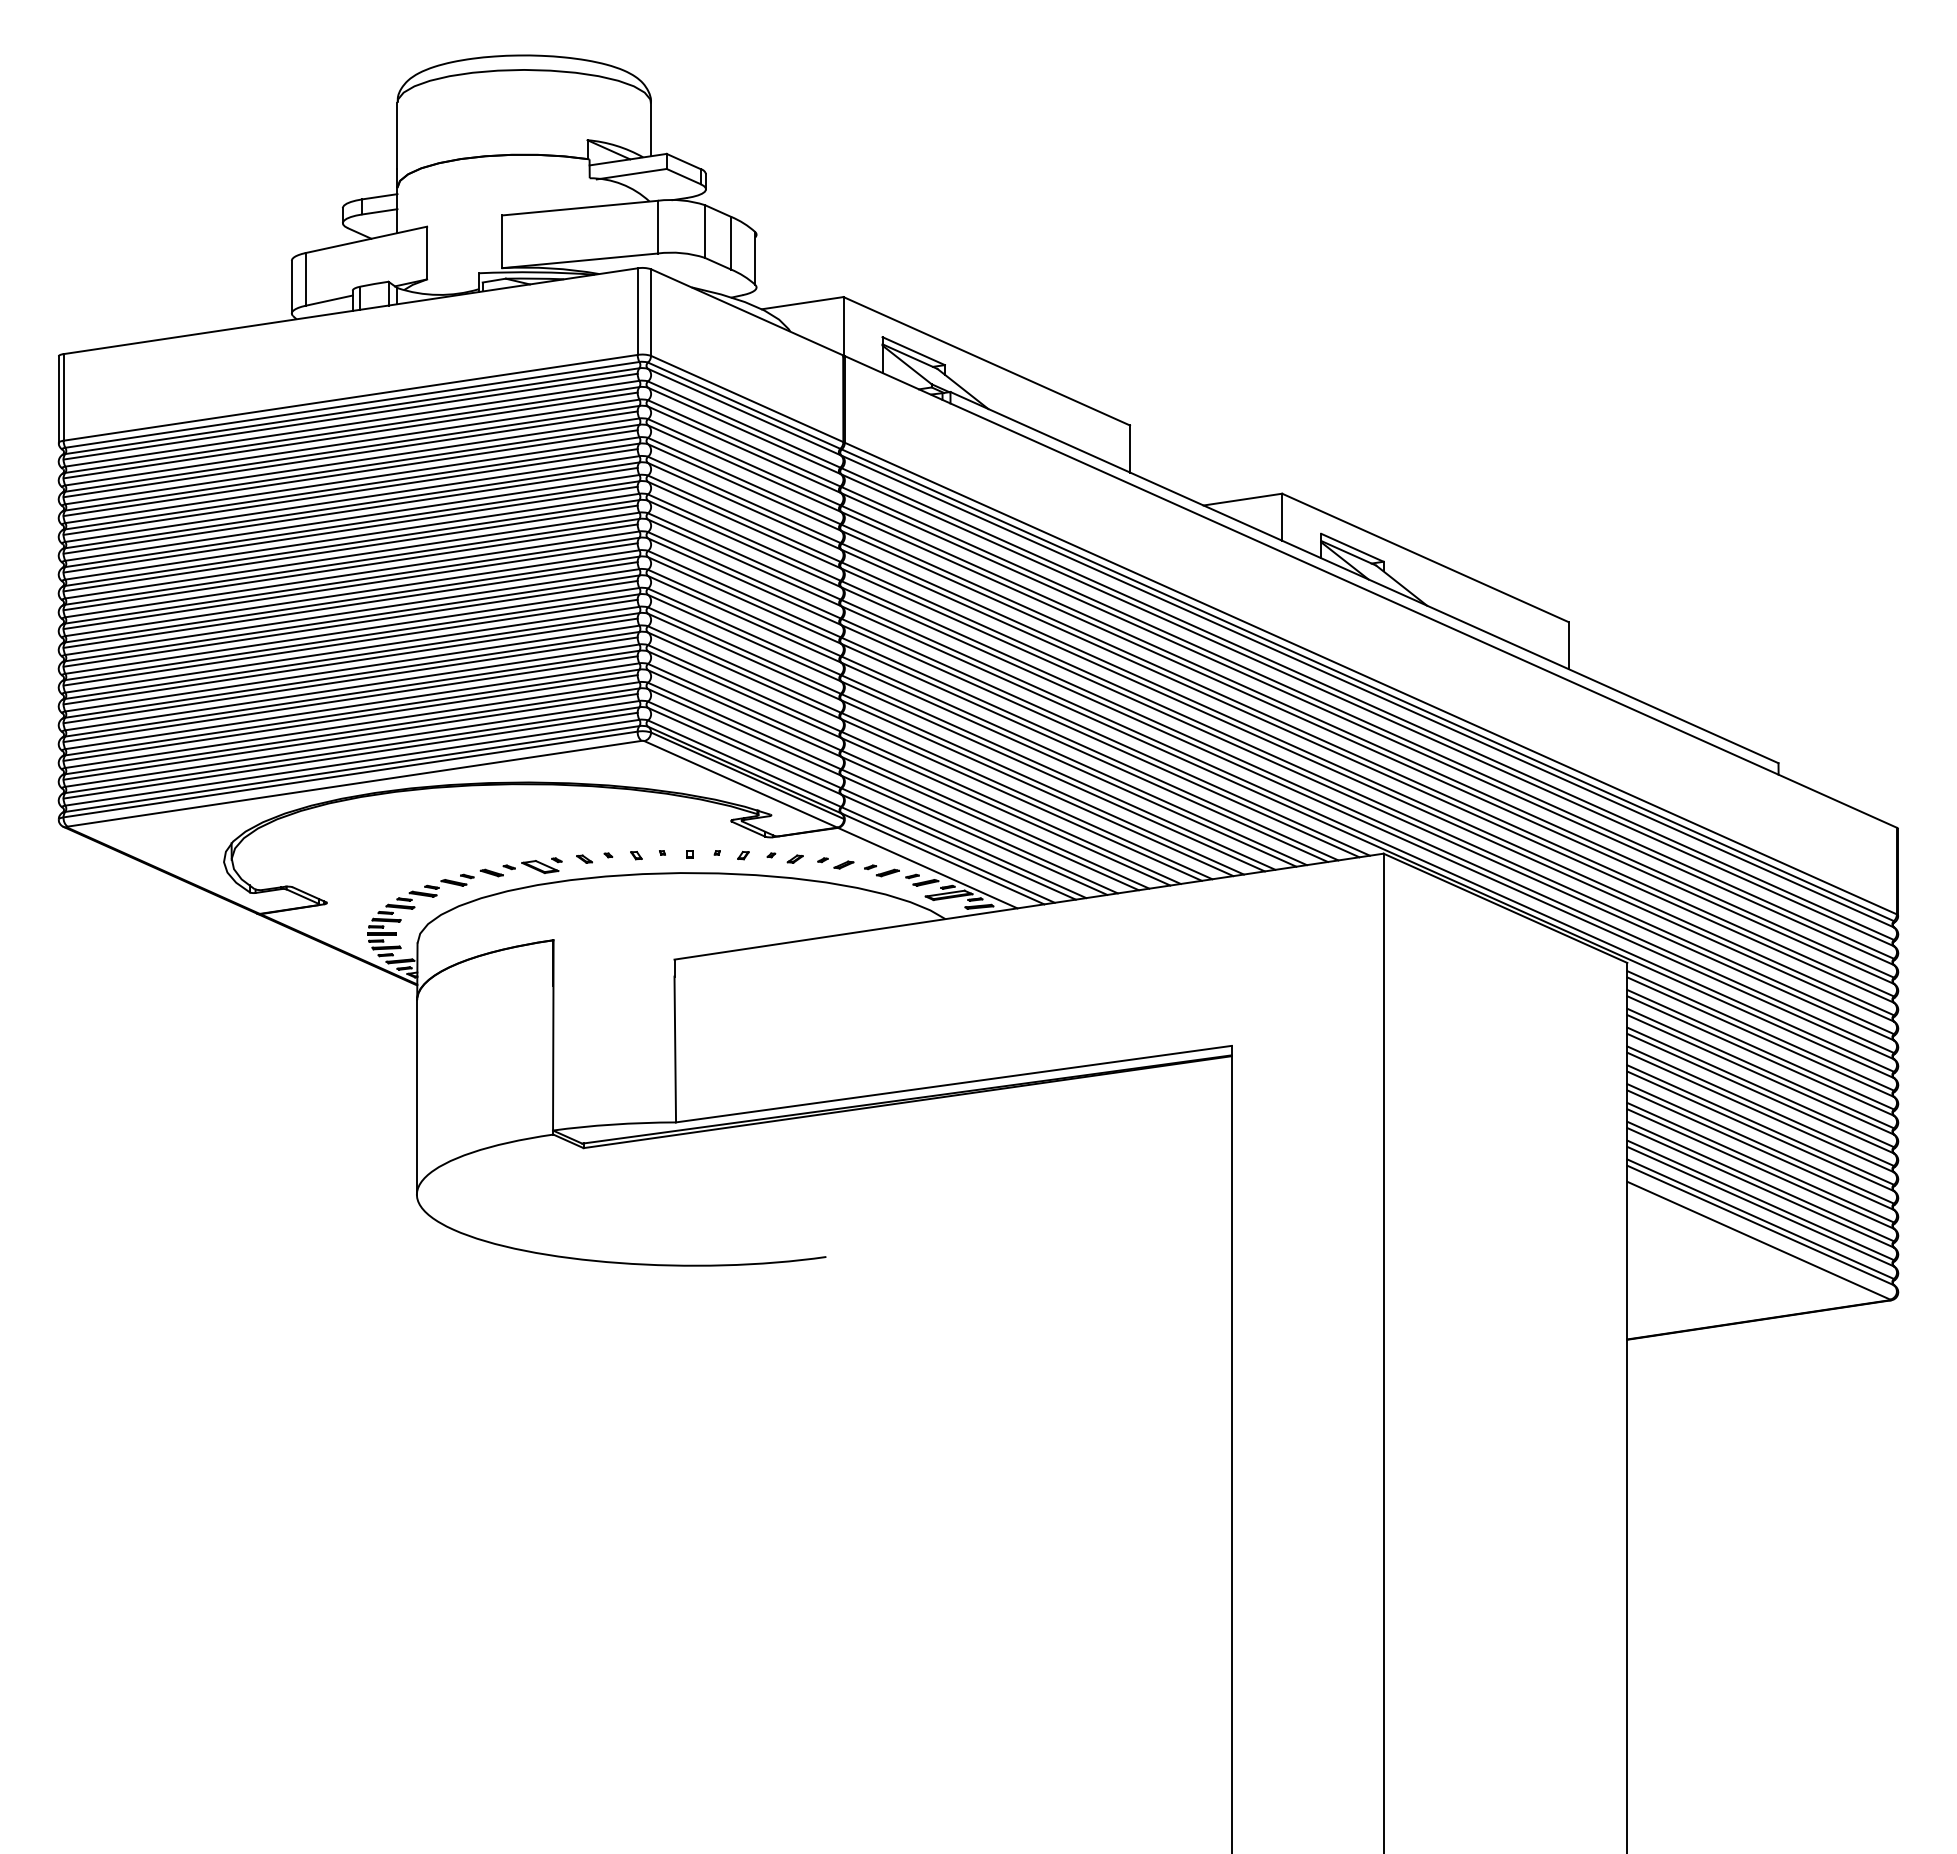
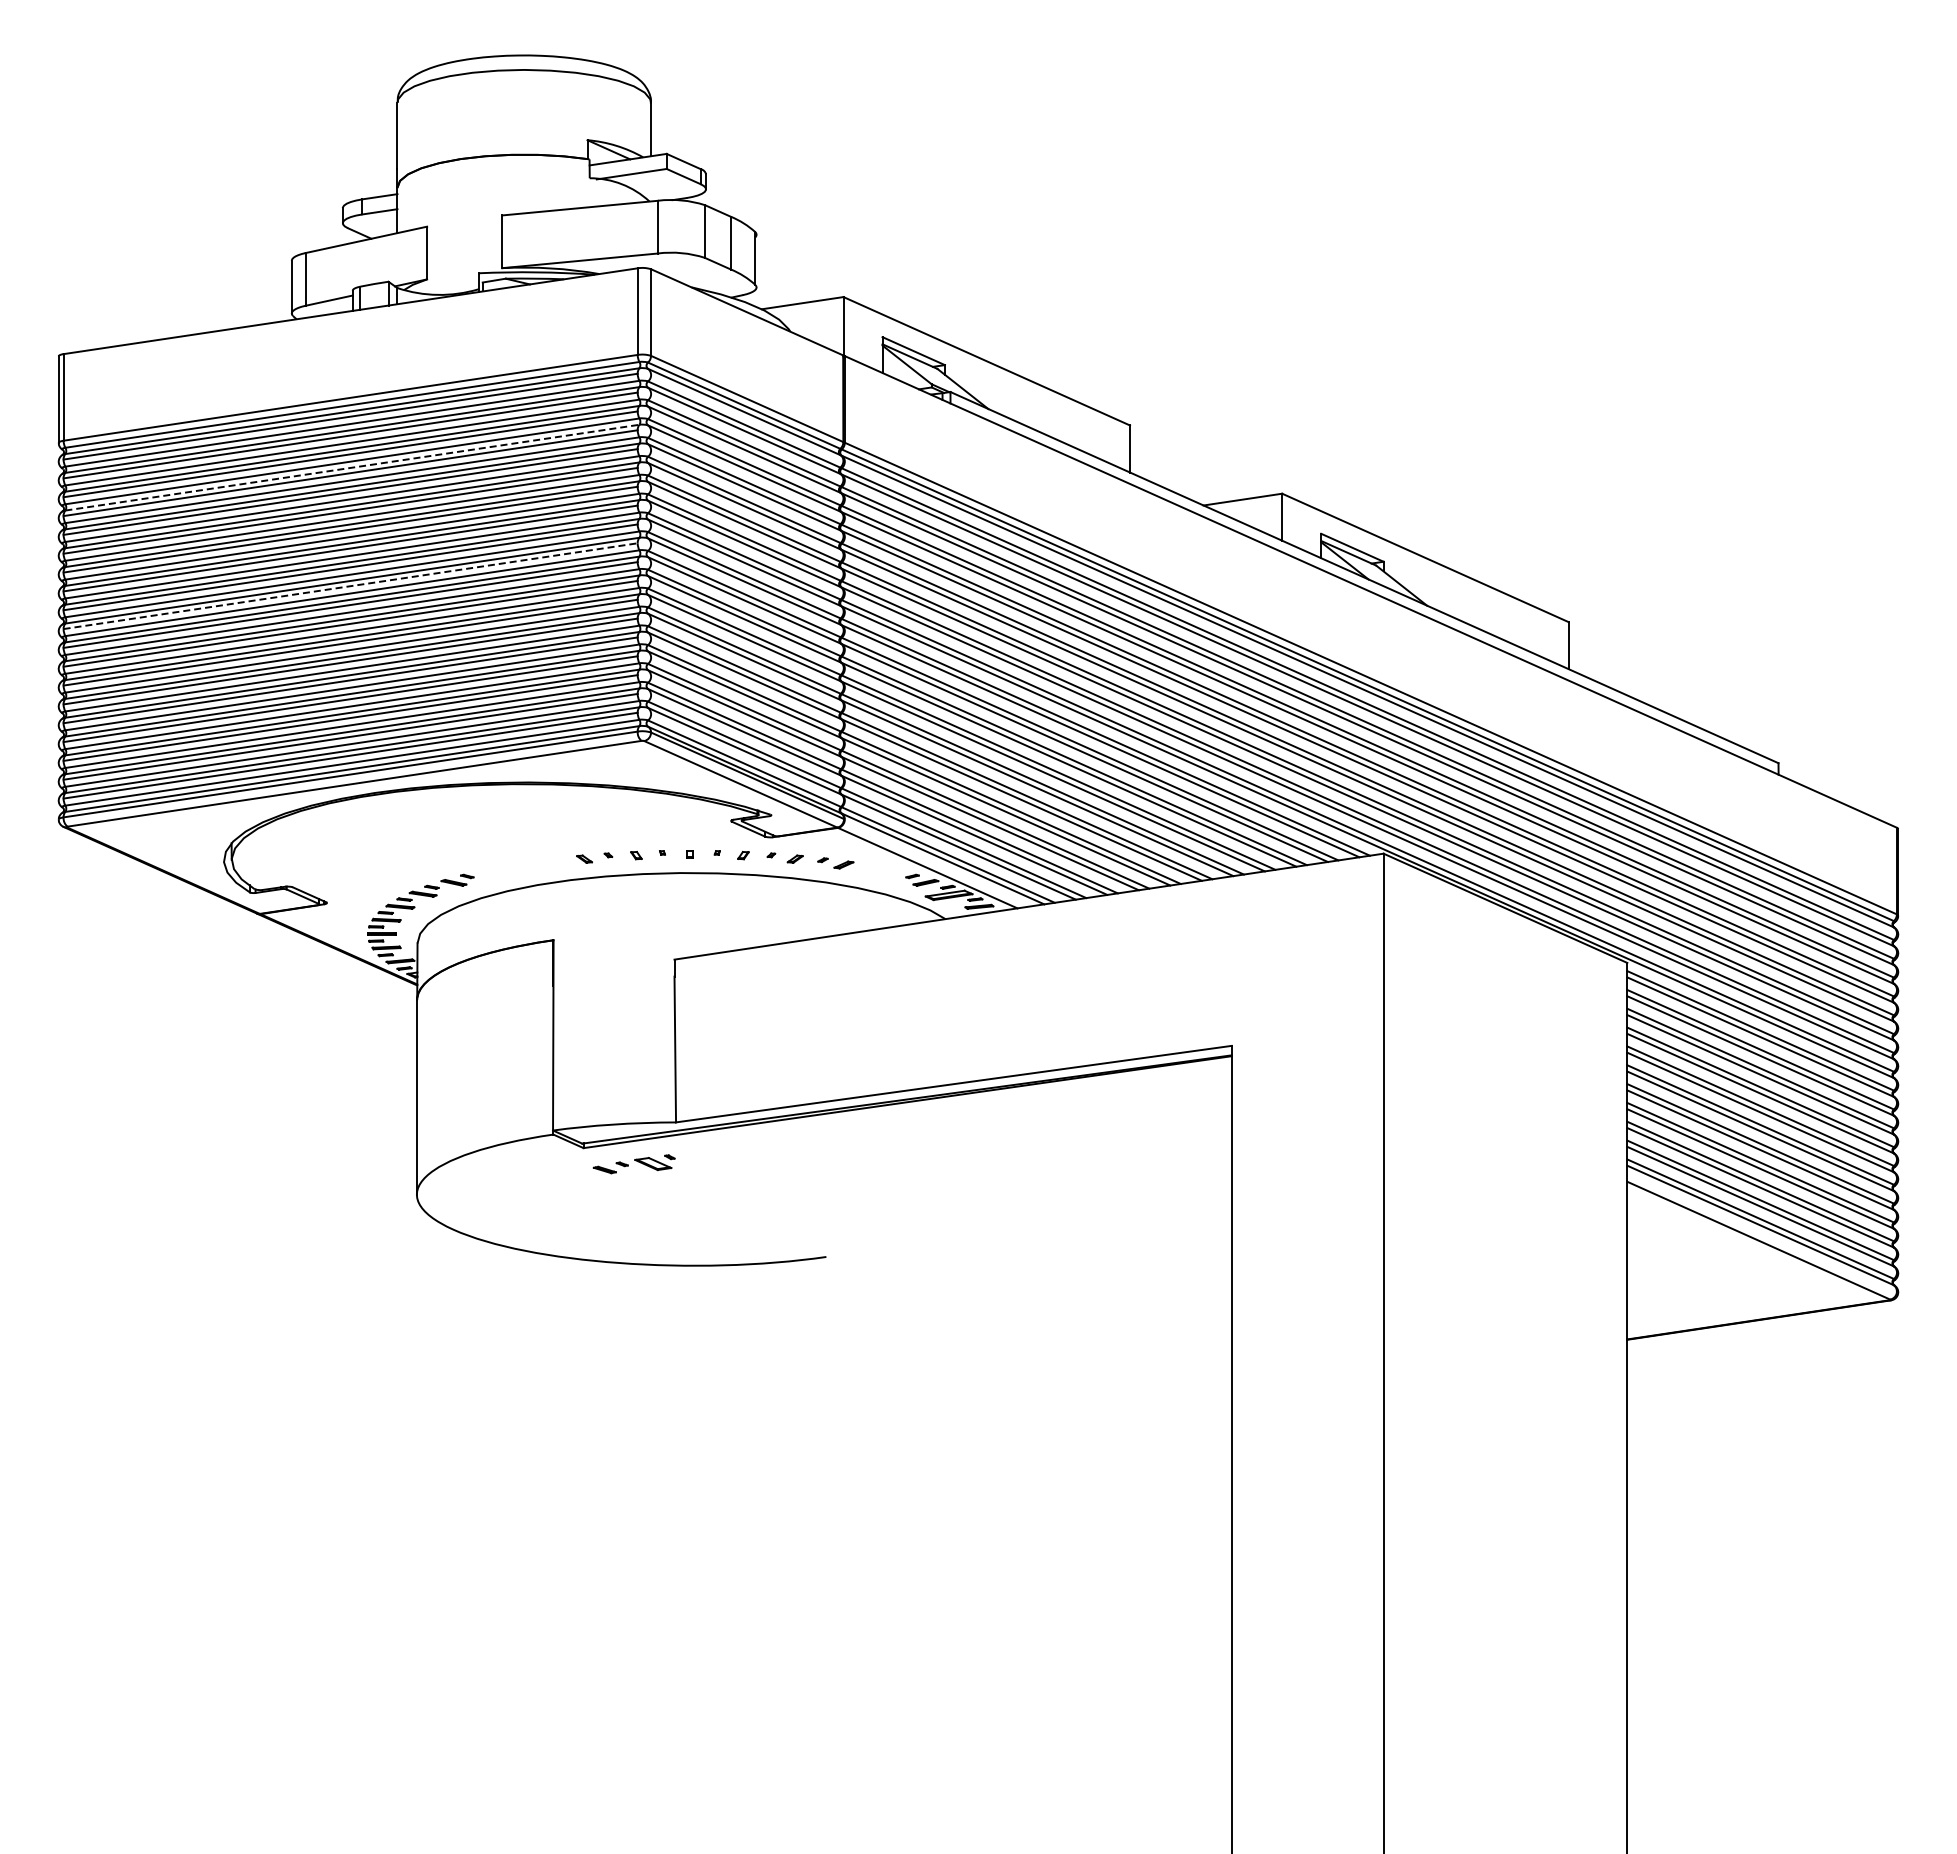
line: solid -> dashed (352, 467)
line: solid -> dashed (351, 586)
part position: (520, 867) -> (633, 1164) (633, 1164)
part: present -> none (881, 870)
